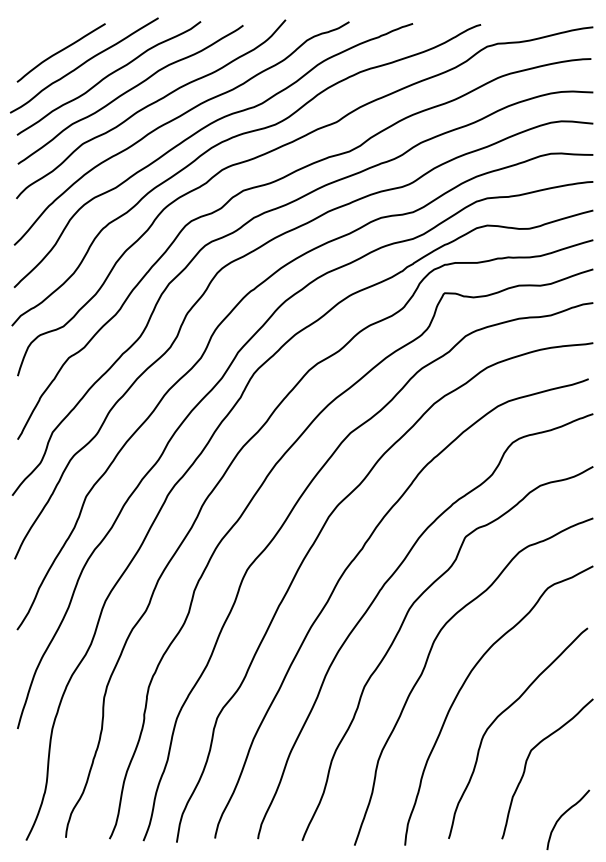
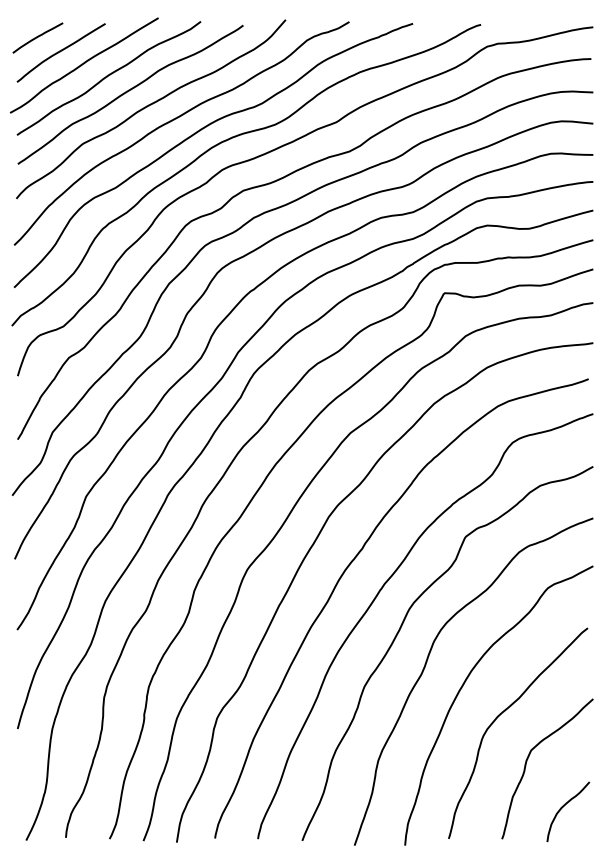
curve: none -> present (37, 37)
curve position: (564, 814) -> (564, 806) (564, 806)
